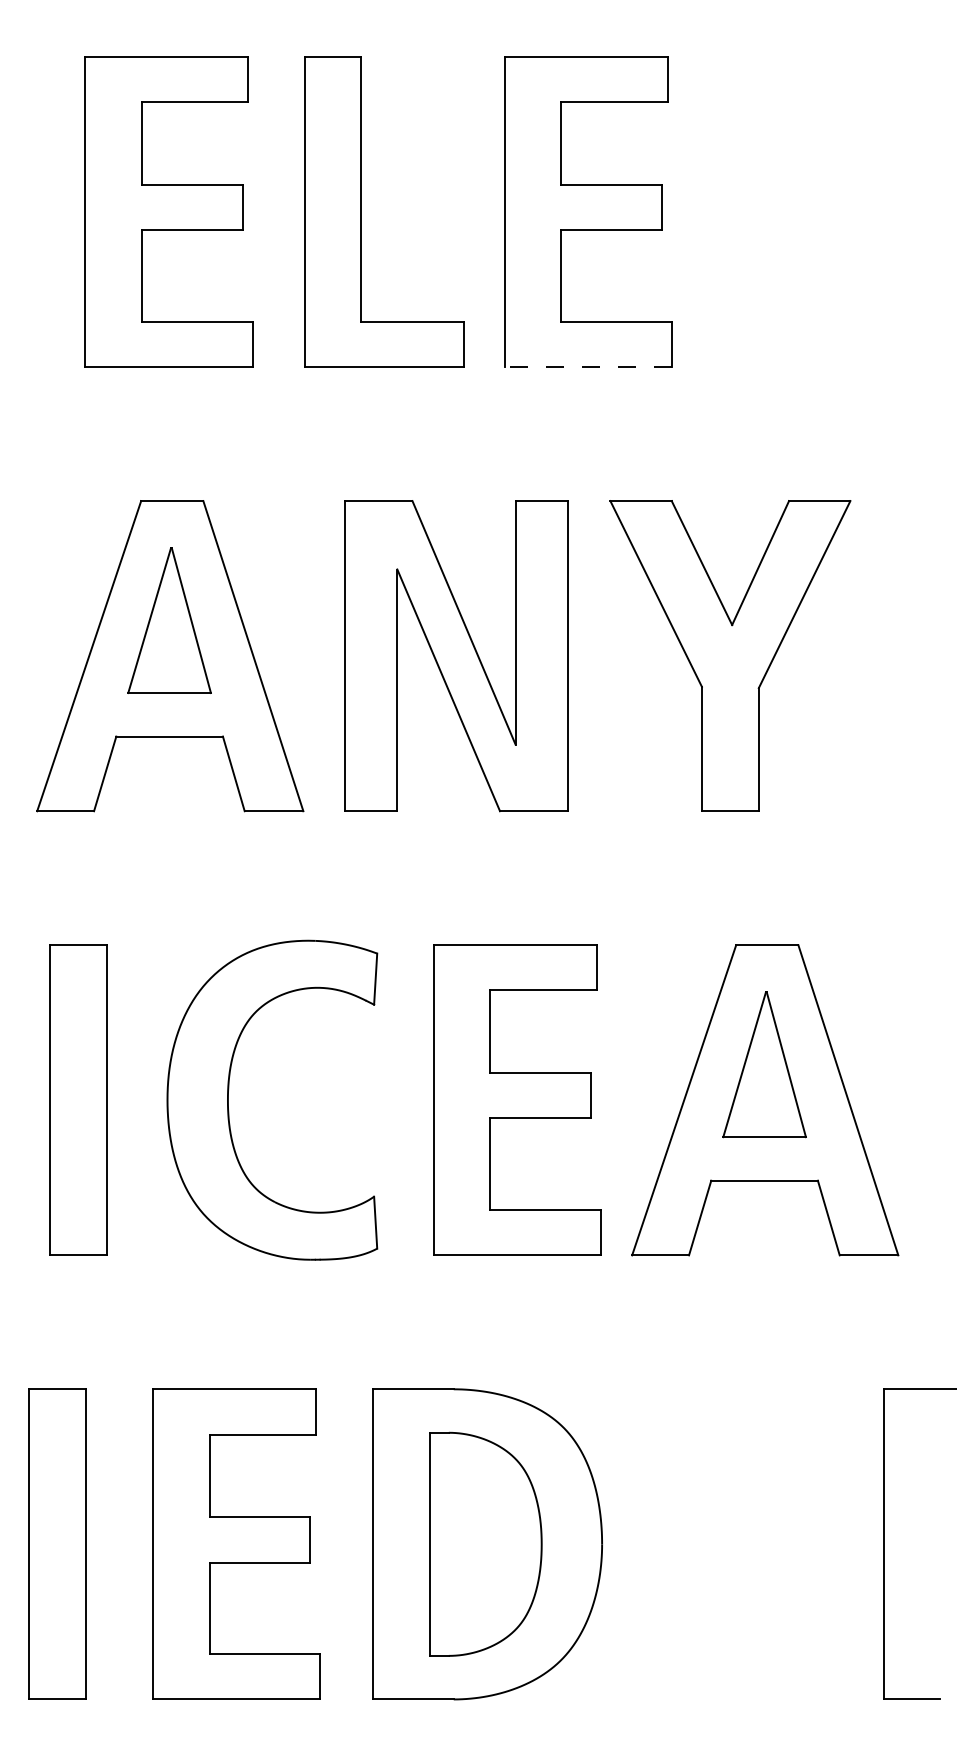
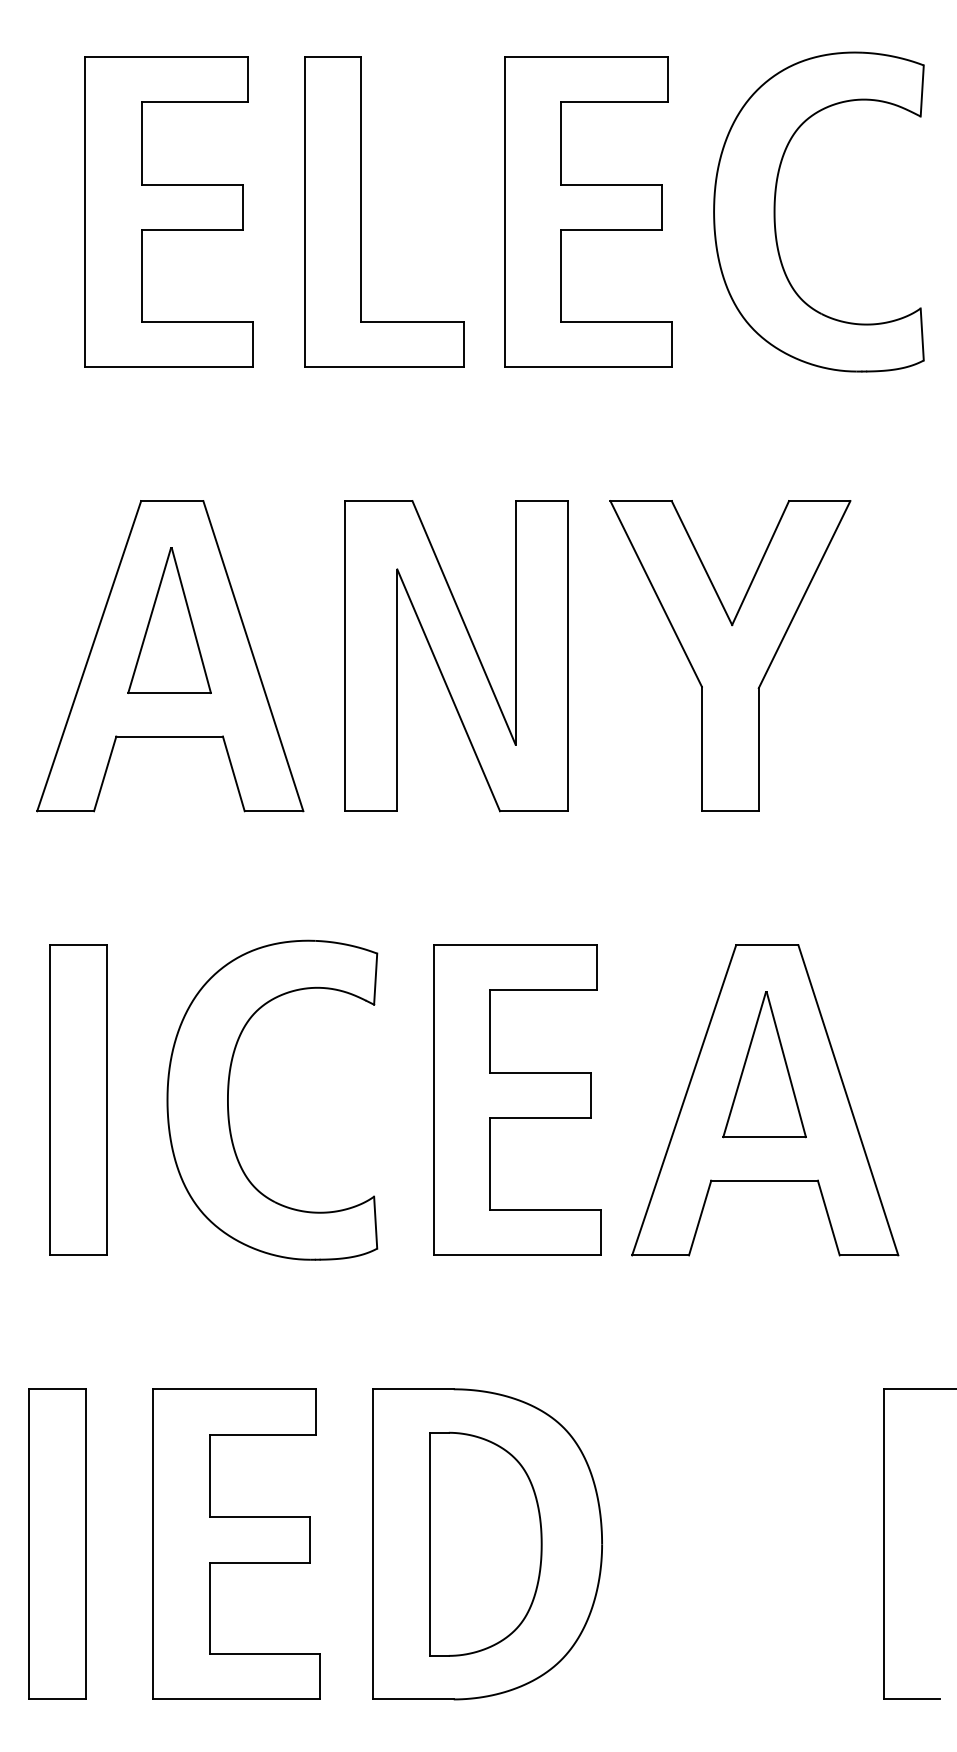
part: none -> present (775, 211)
line: dashed -> solid (588, 367)
